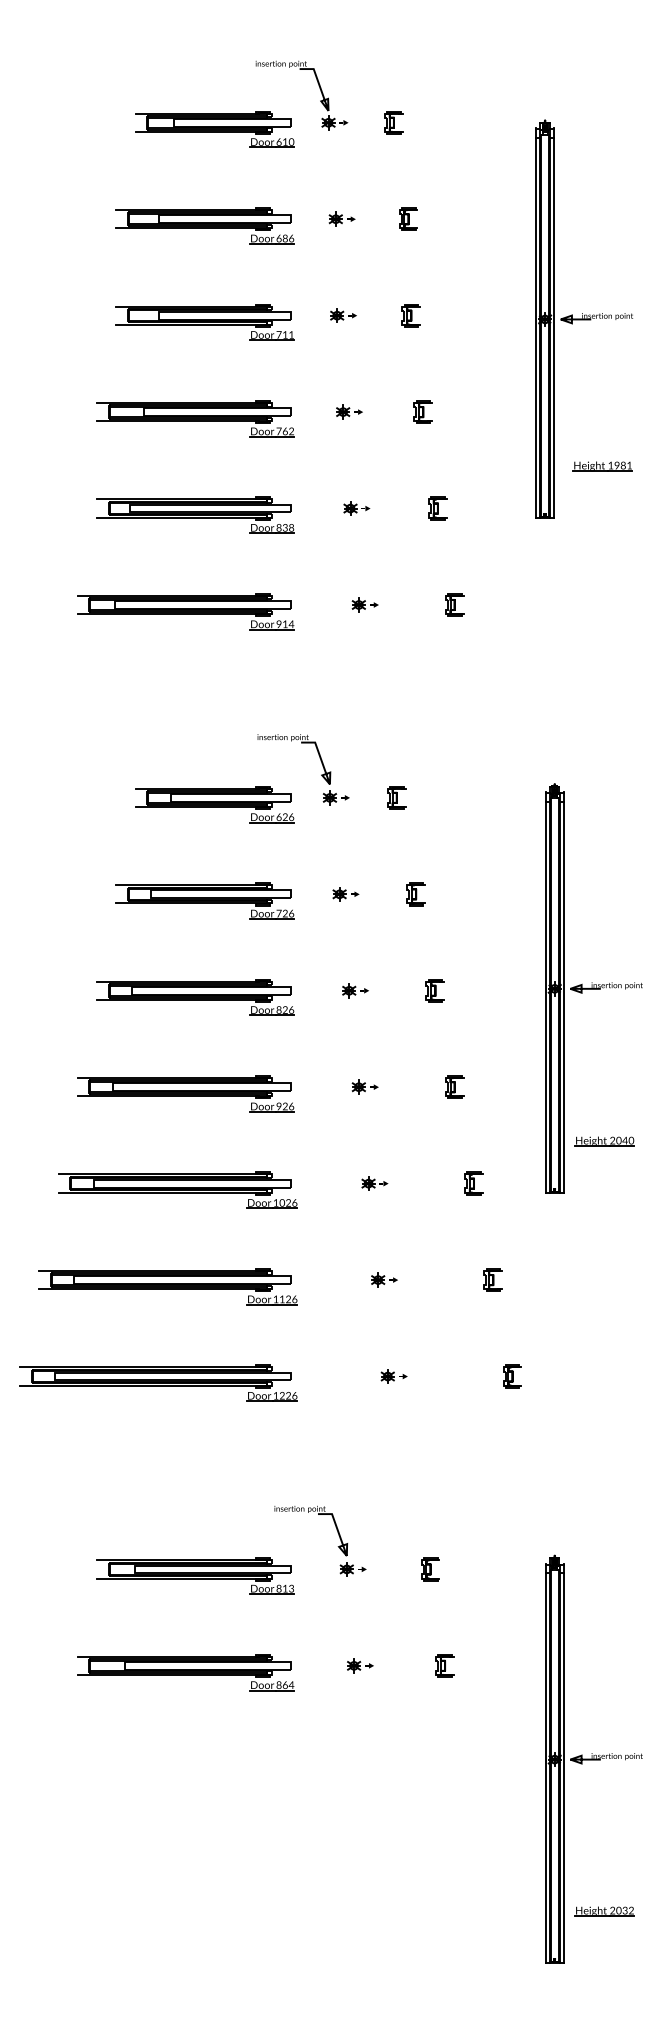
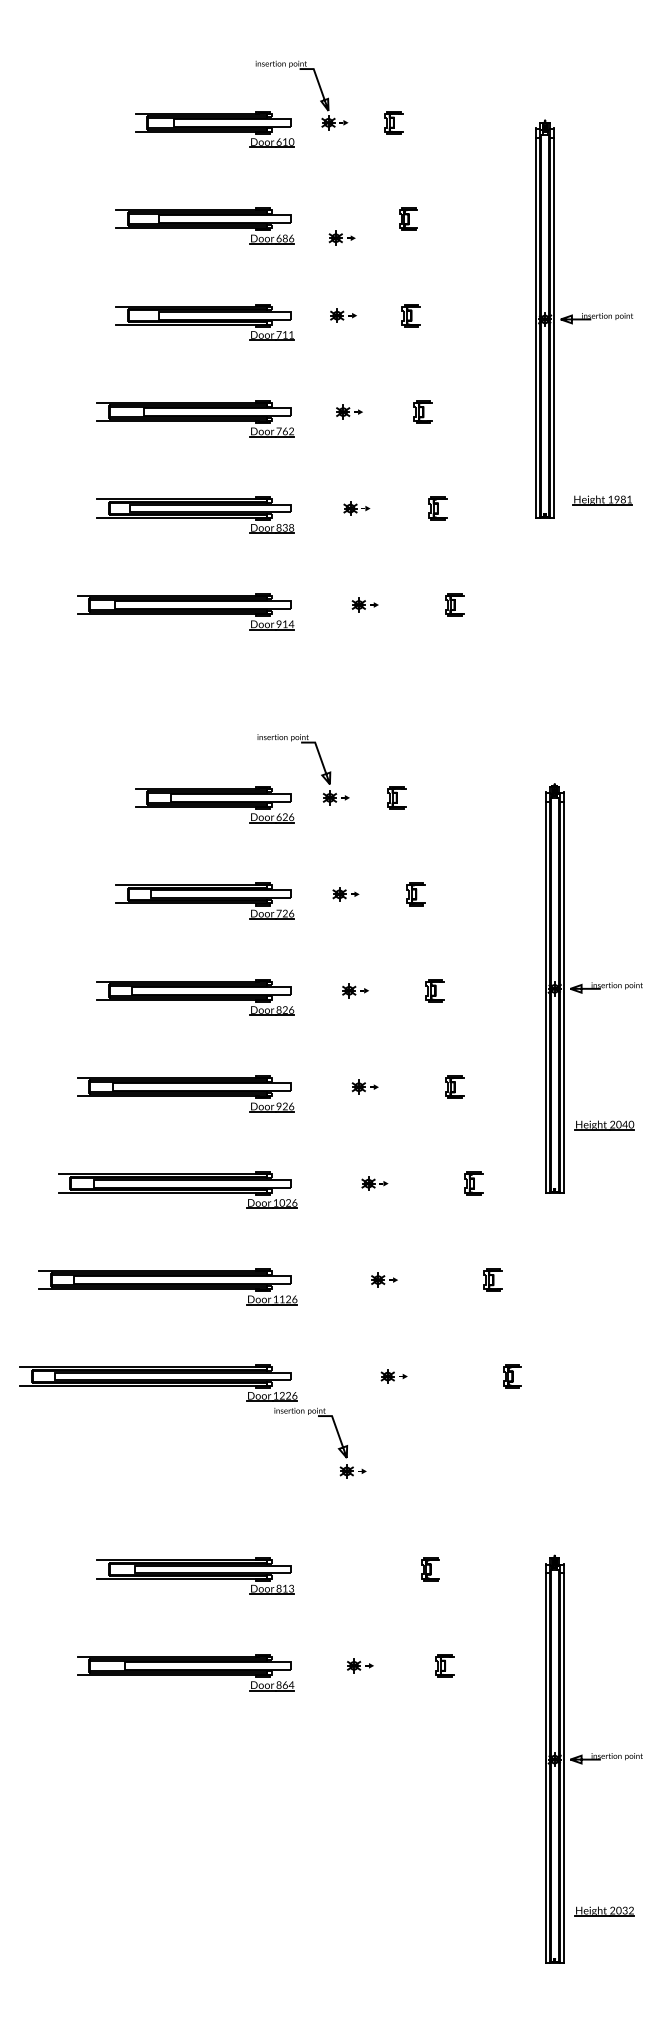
part position: (341, 218) -> (341, 237) (341, 237)
part position: (602, 466) -> (602, 500) (602, 500)
part position: (604, 1141) -> (604, 1125) (604, 1125)
part position: (337, 1546) -> (337, 1448) (337, 1448)
